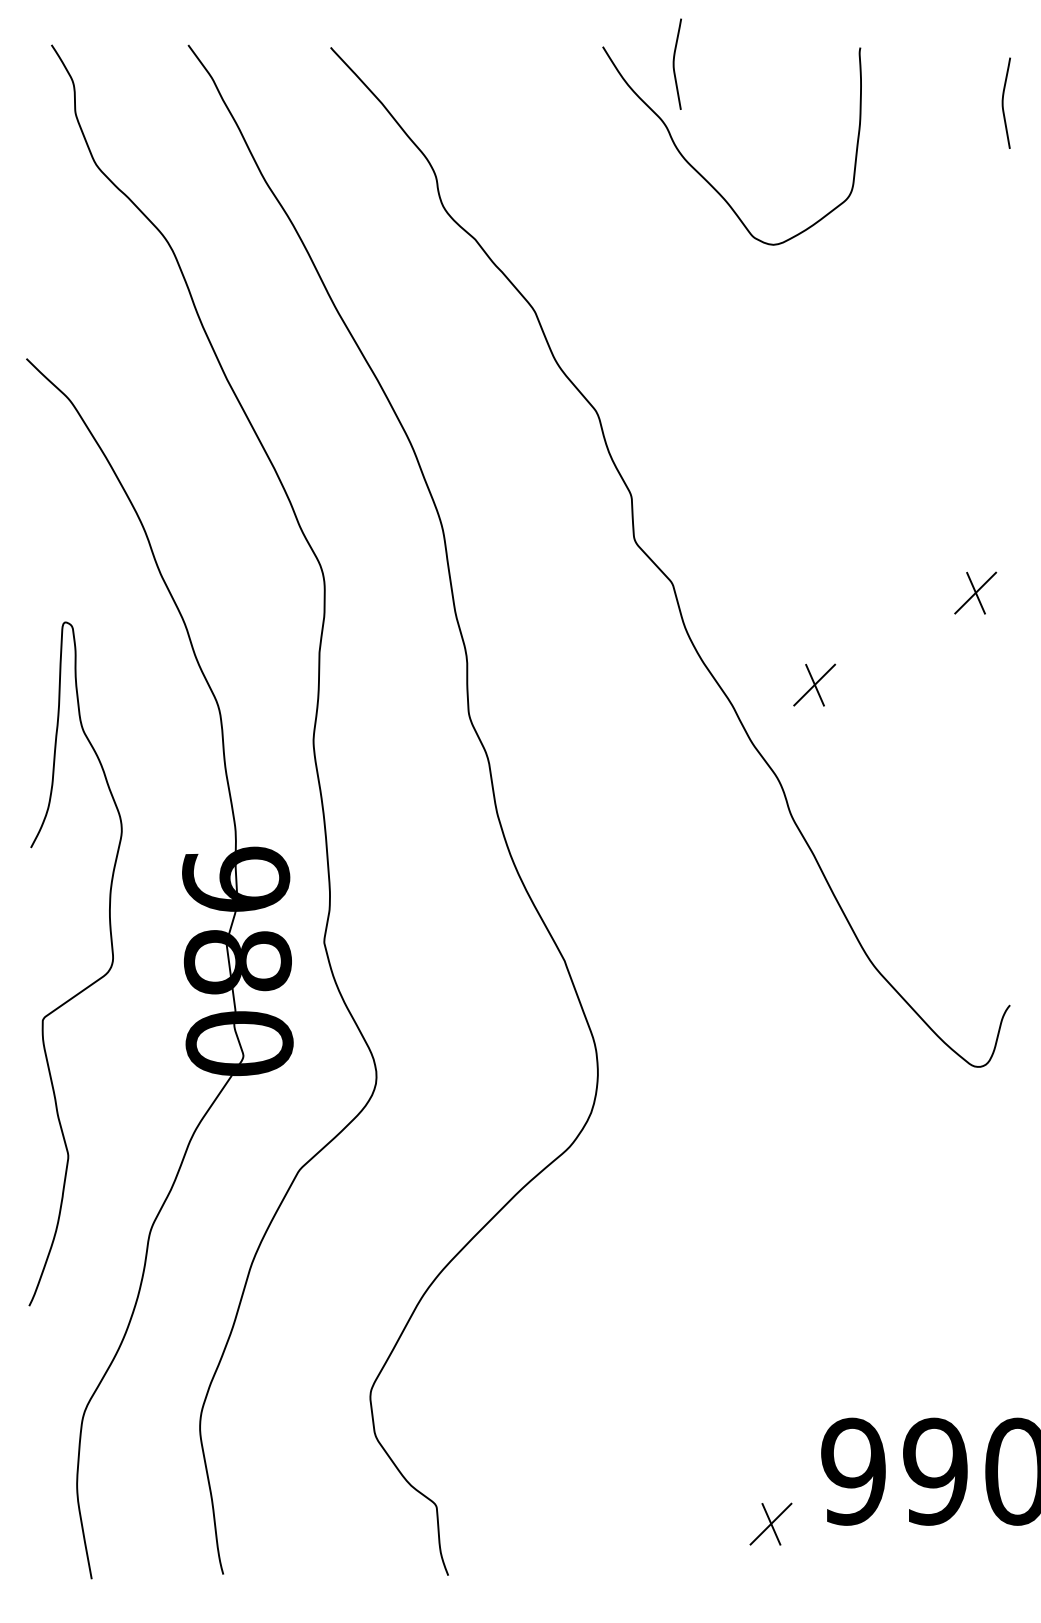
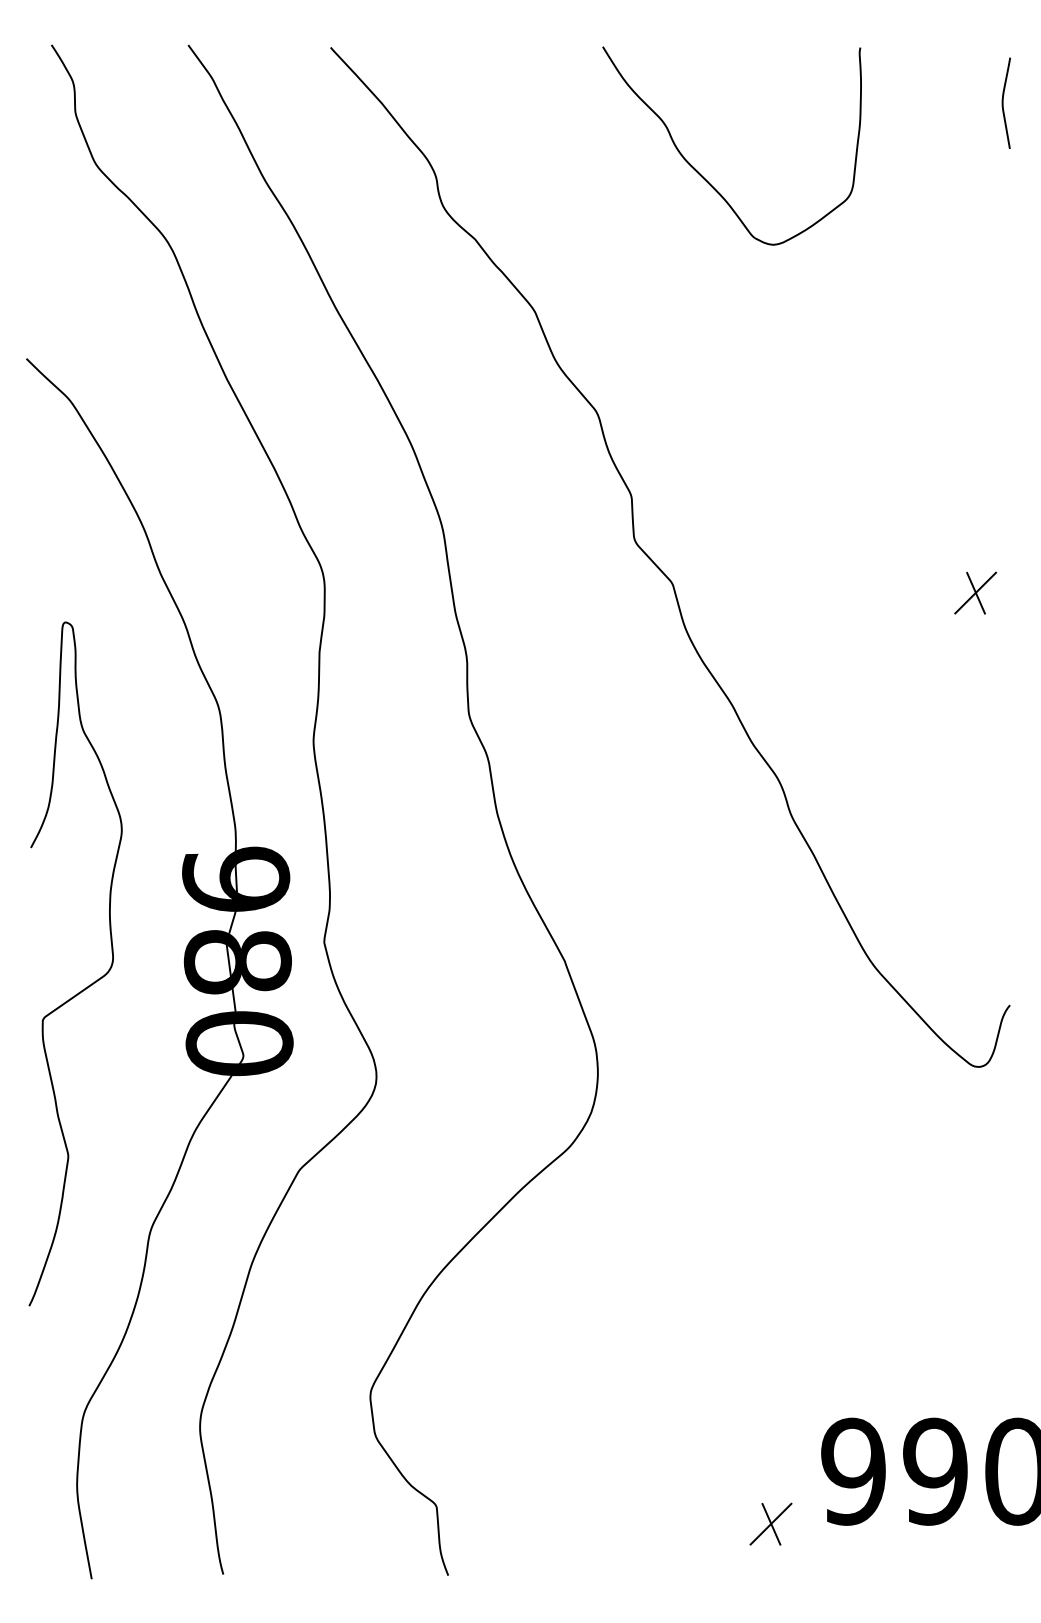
curve: present -> none (674, 63)
part: present -> none (814, 684)
